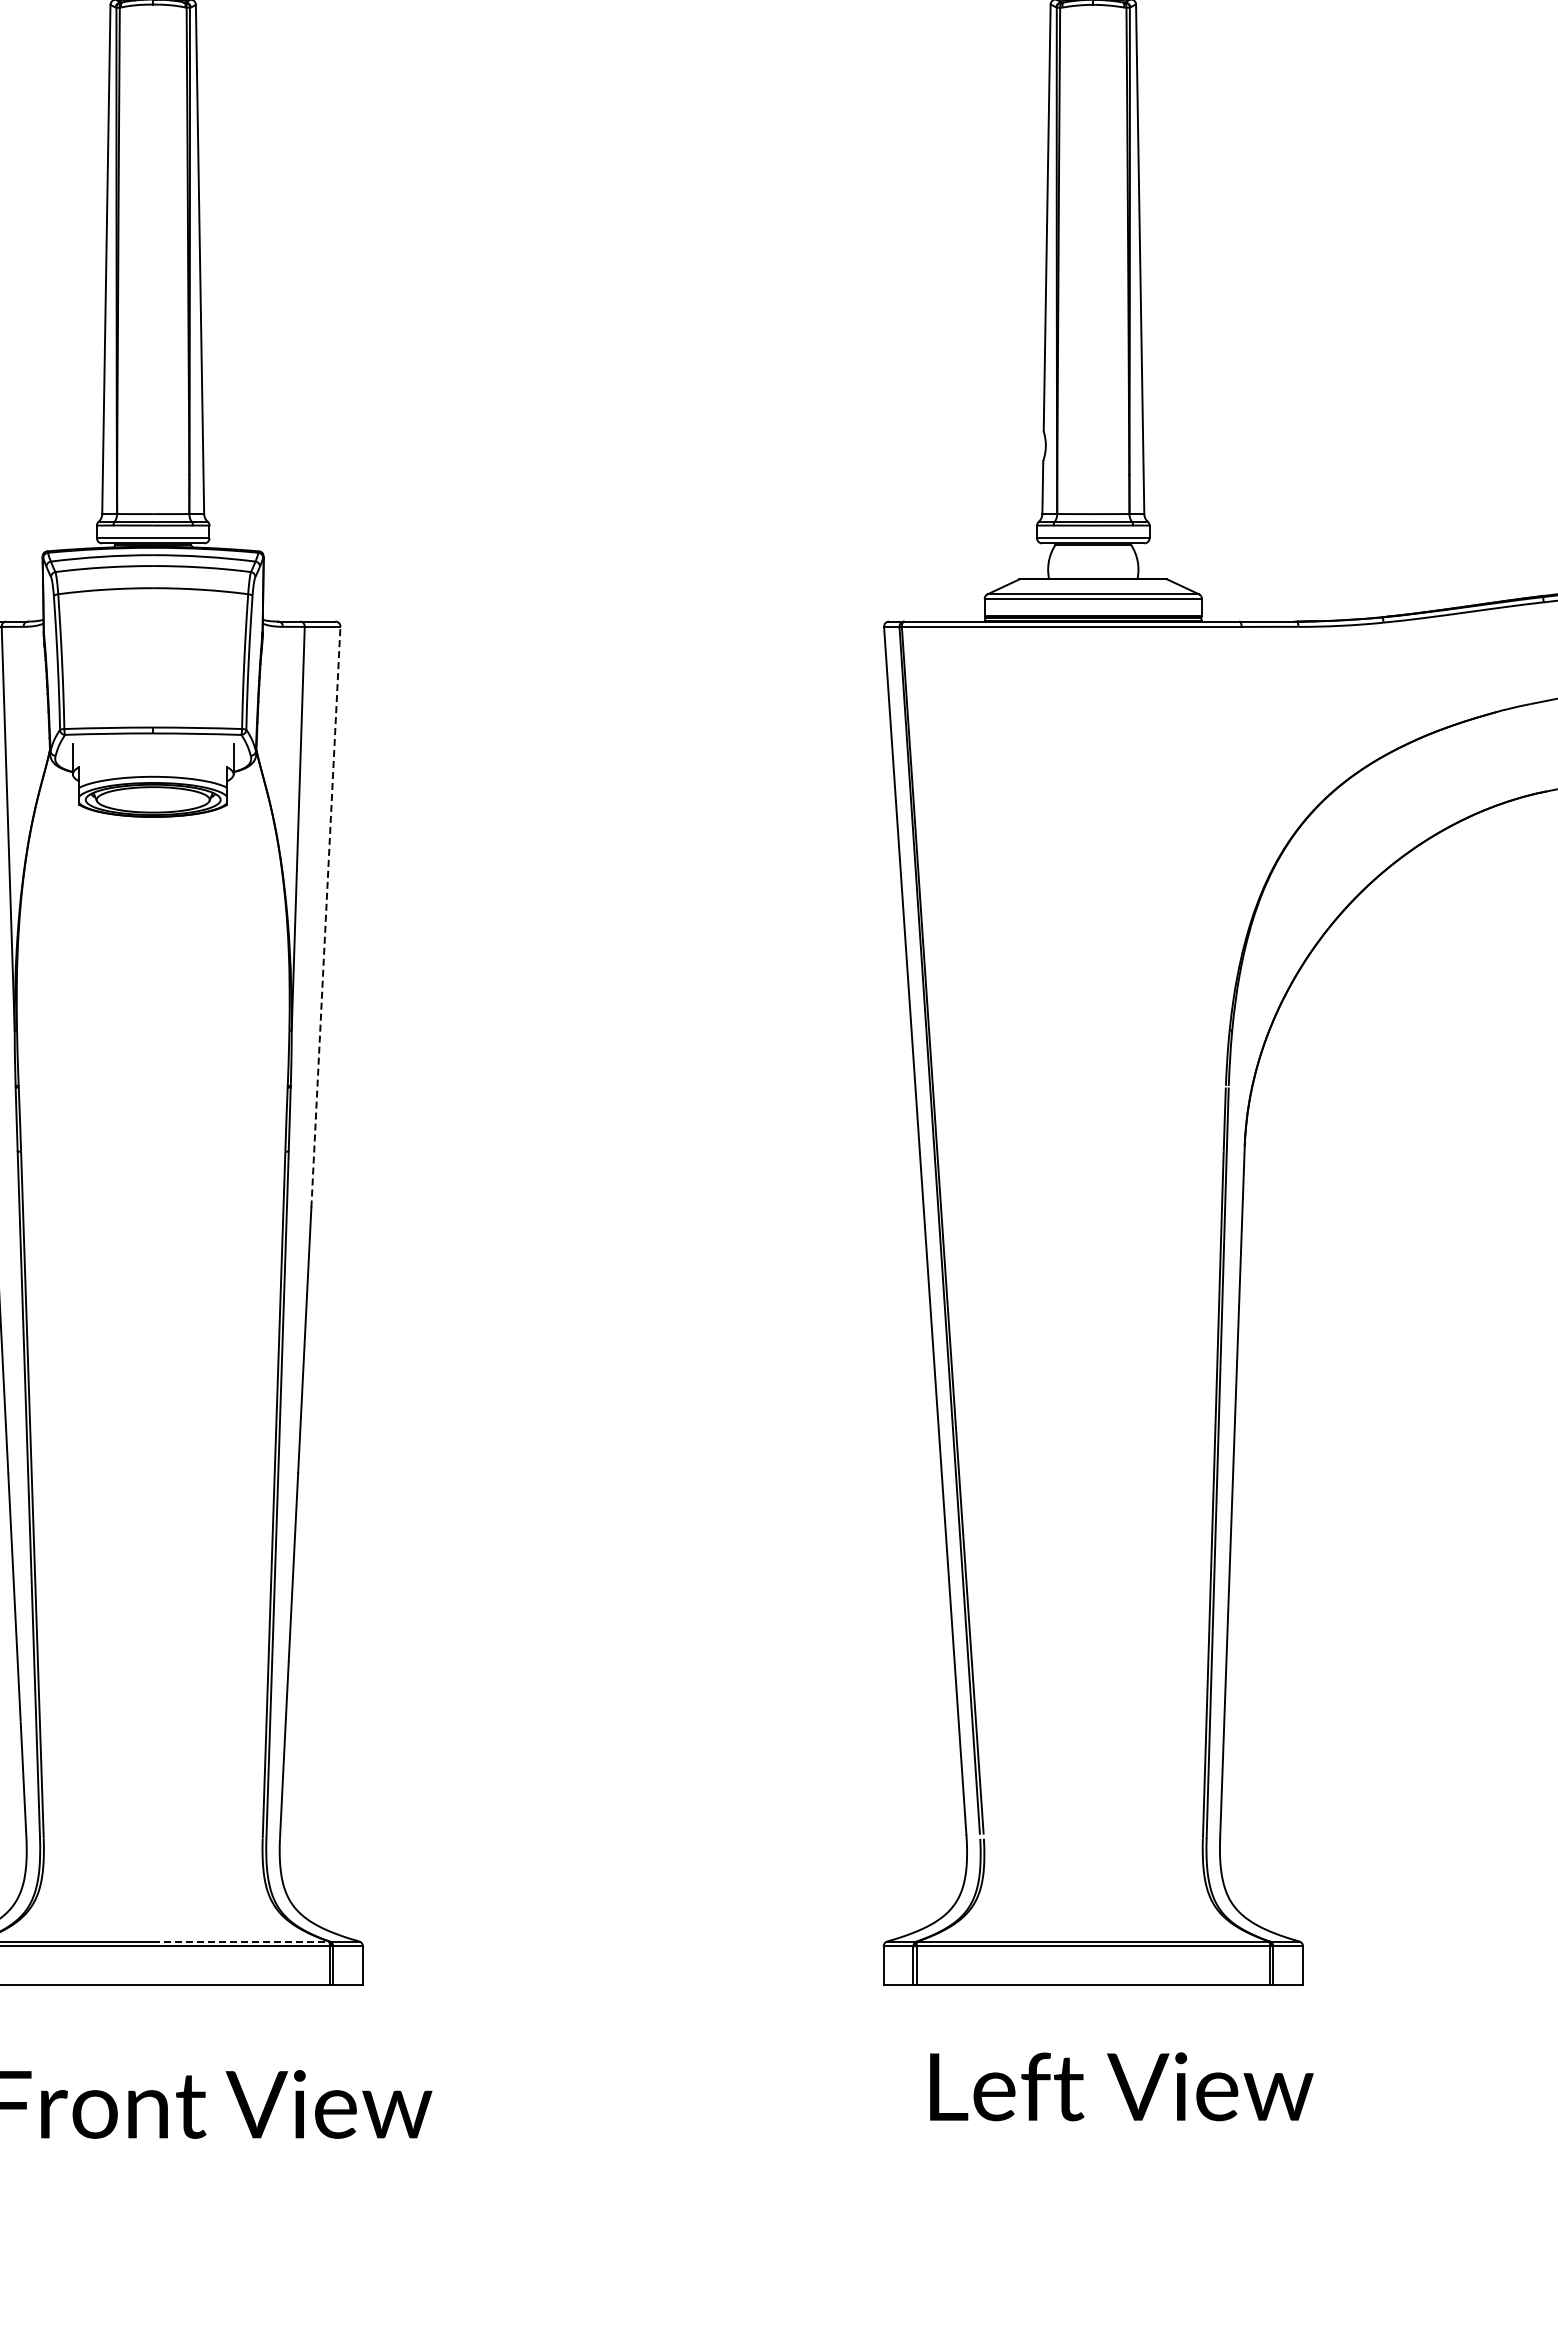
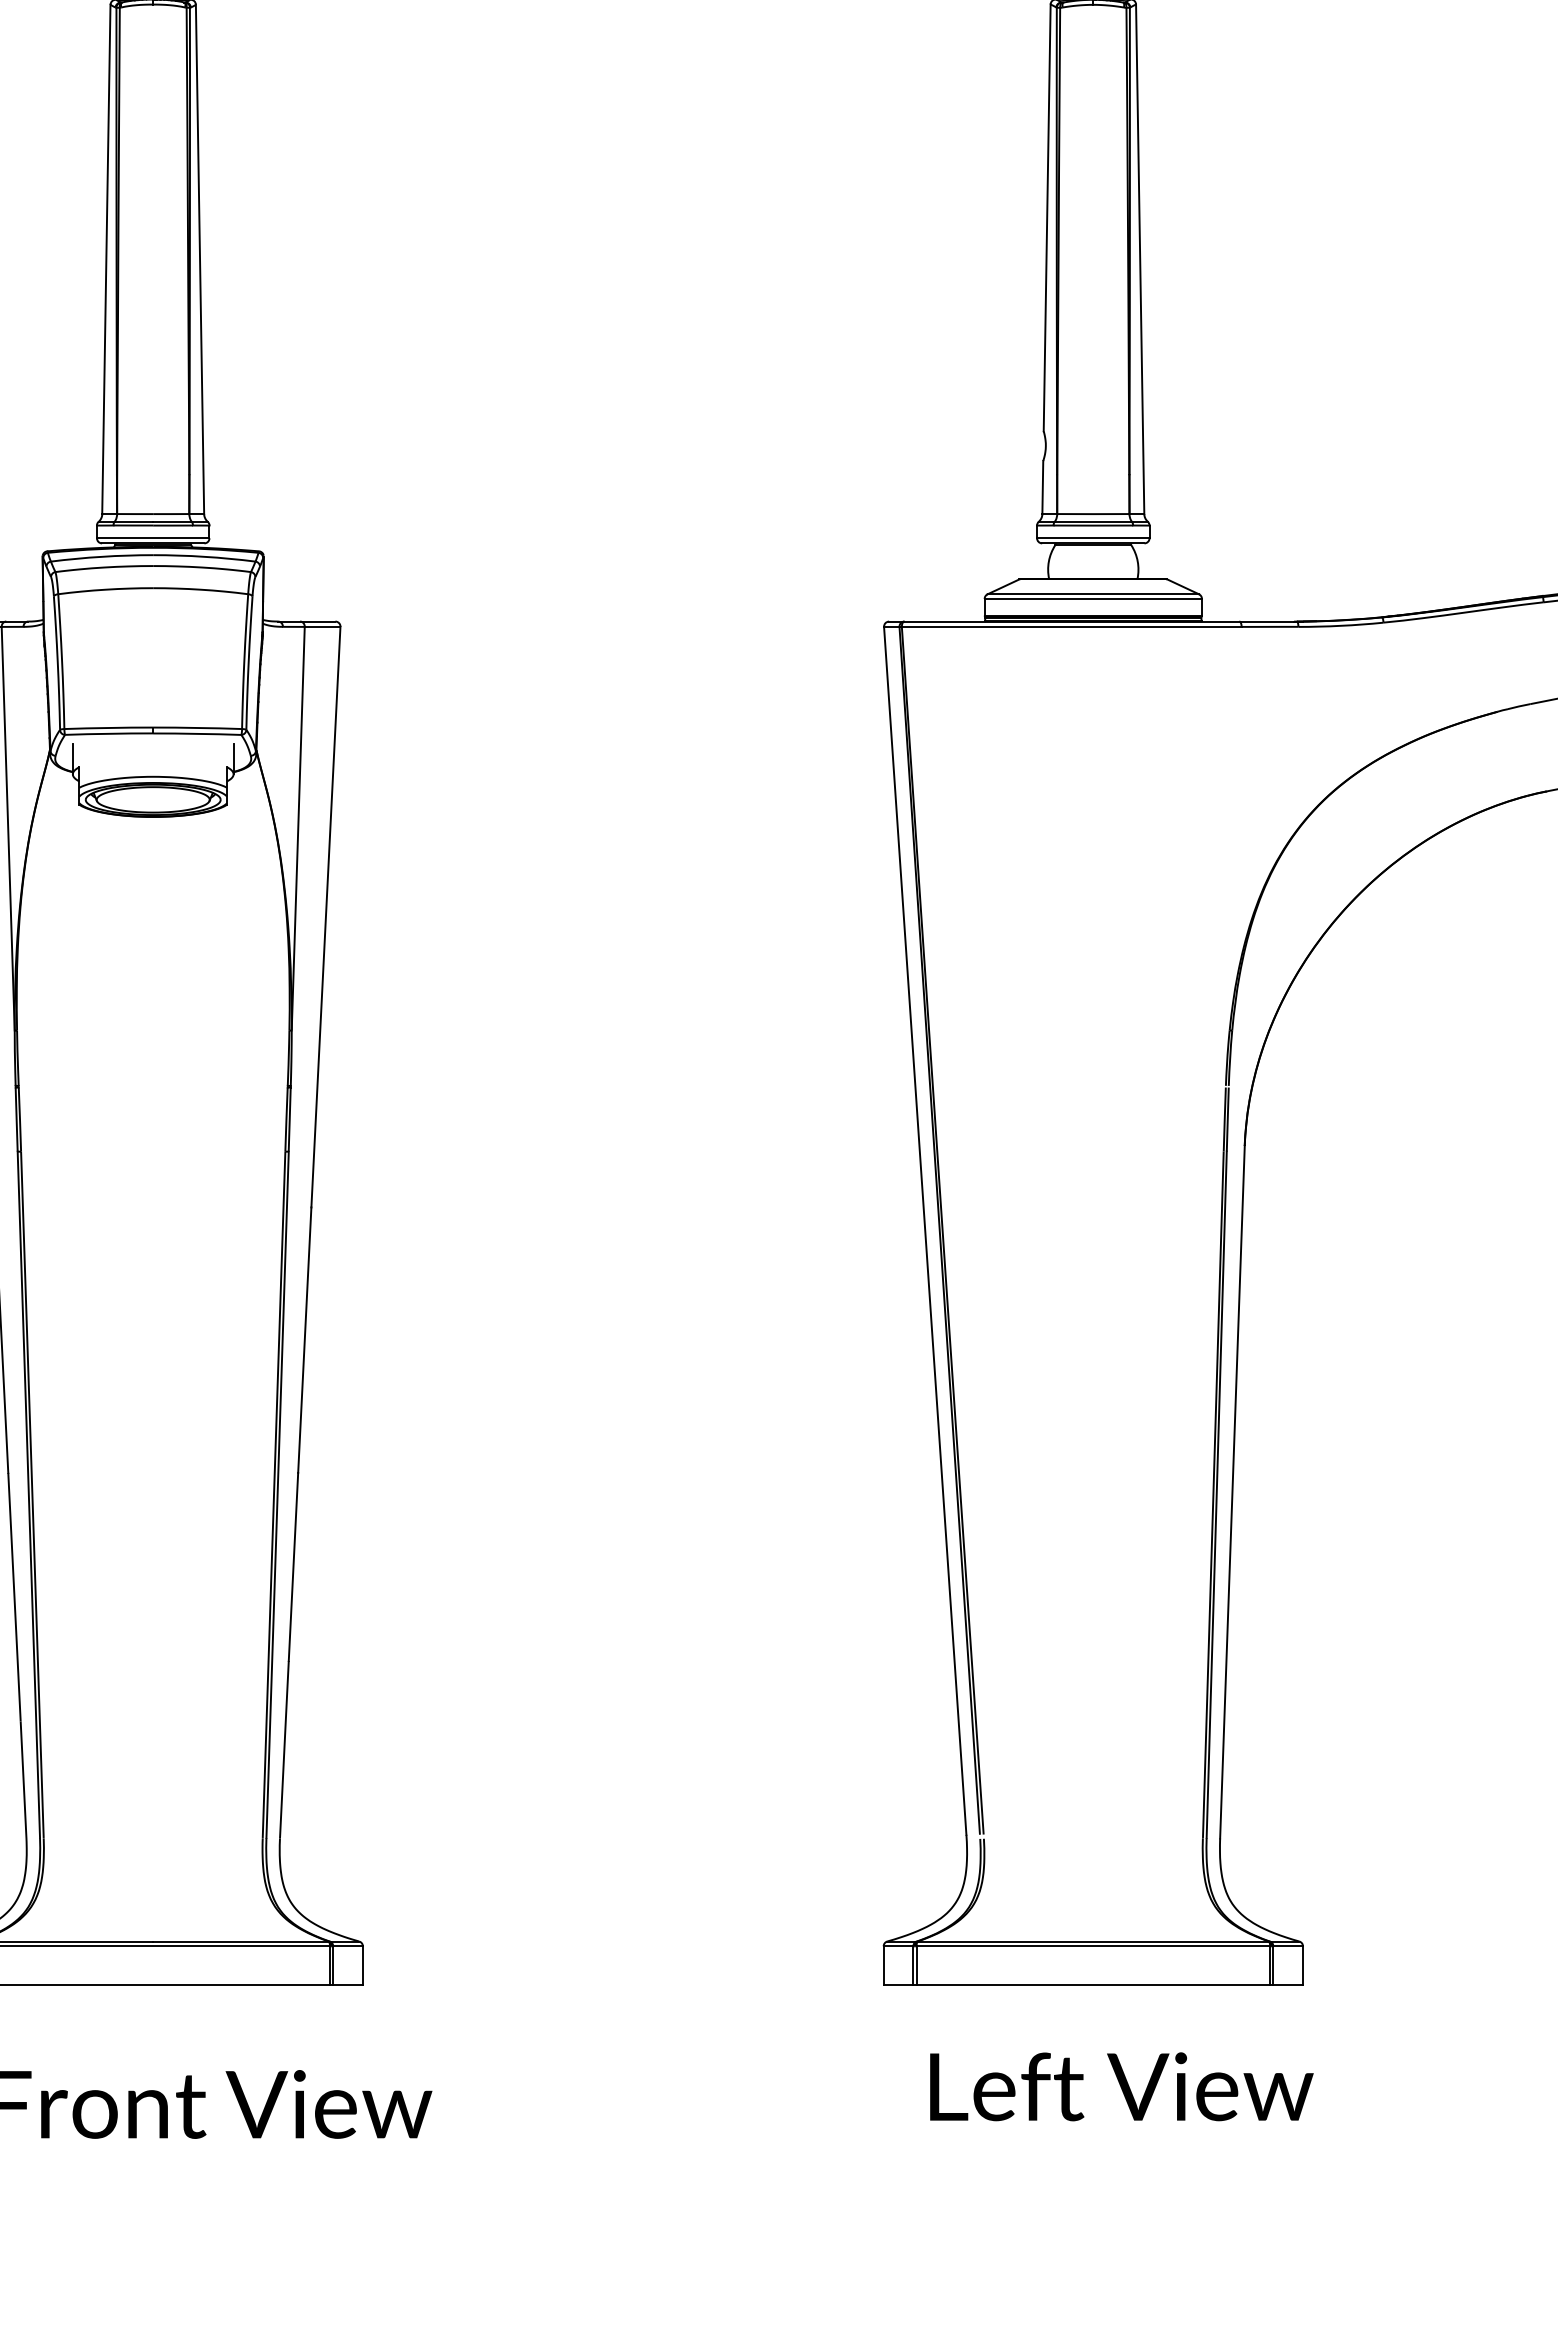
line: dashed -> solid (325, 917)
line: dashed -> solid (241, 1941)
